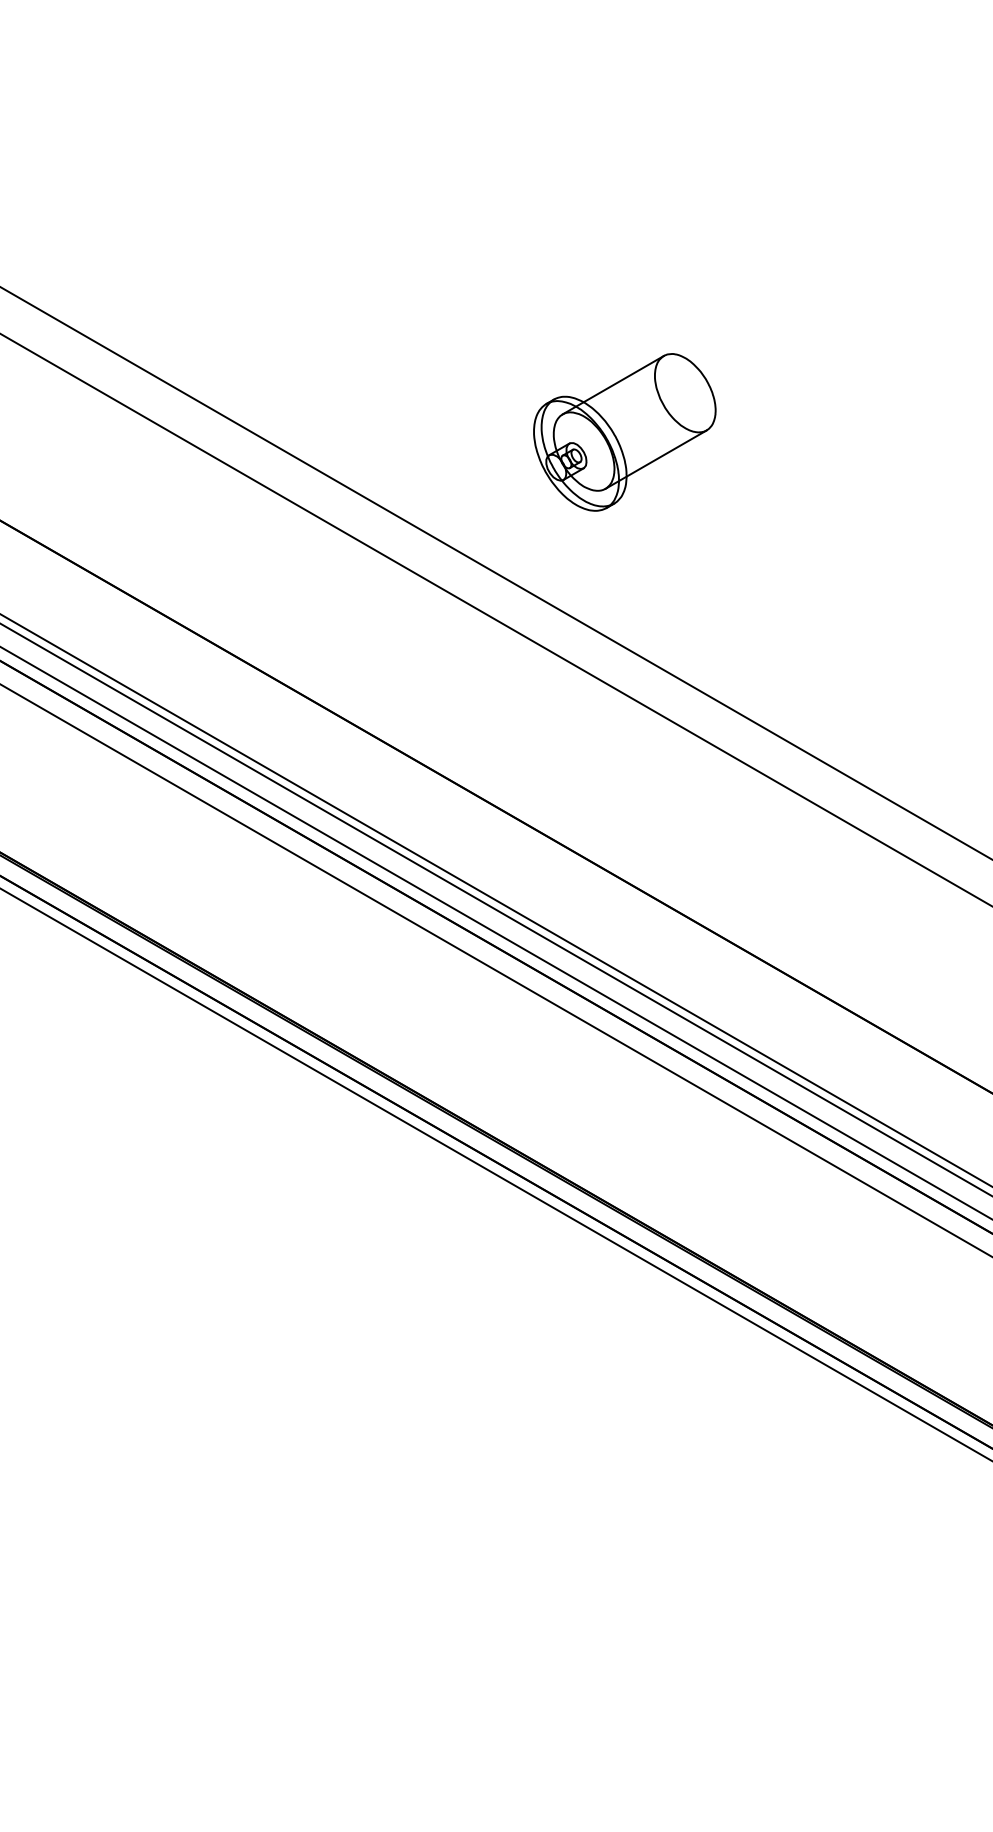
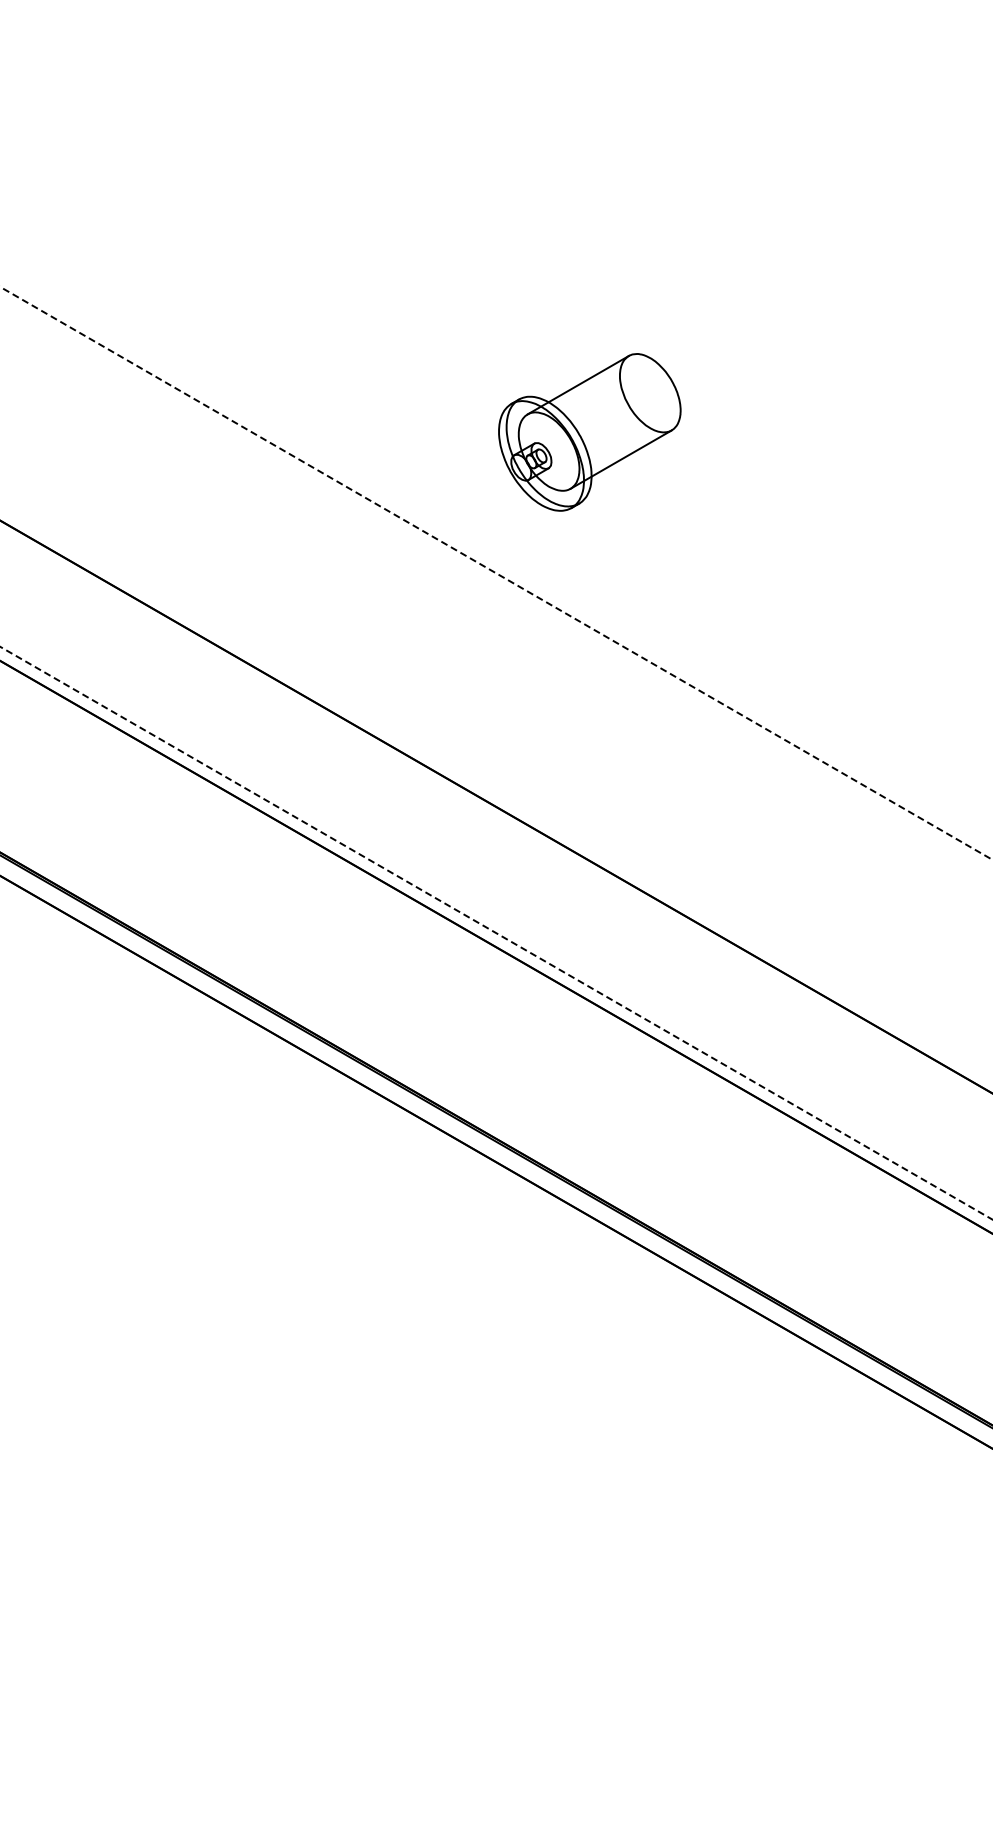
part position: (624, 432) -> (589, 432) (589, 432)
line: solid -> dashed (496, 573)
line: present -> none (495, 619)
line: present -> none (495, 900)
line: present -> none (495, 909)
line: solid -> dashed (496, 933)
line: present -> none (495, 970)
line: present -> none (495, 1174)
